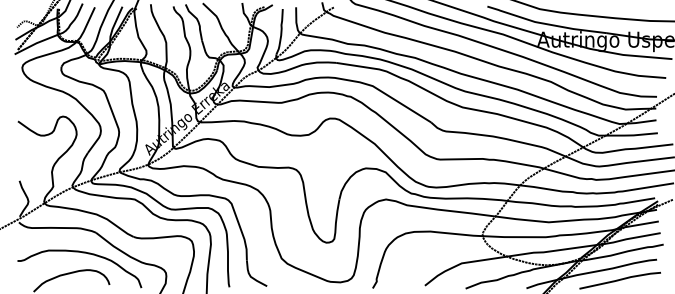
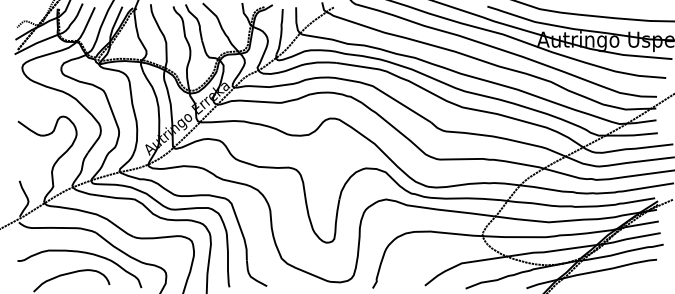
line: present -> none (619, 280)
